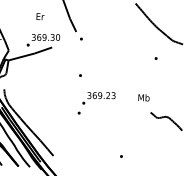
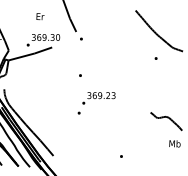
curve position: (157, 26) -> (157, 33) (157, 33)
text position: (143, 97) -> (174, 143) (174, 143)
